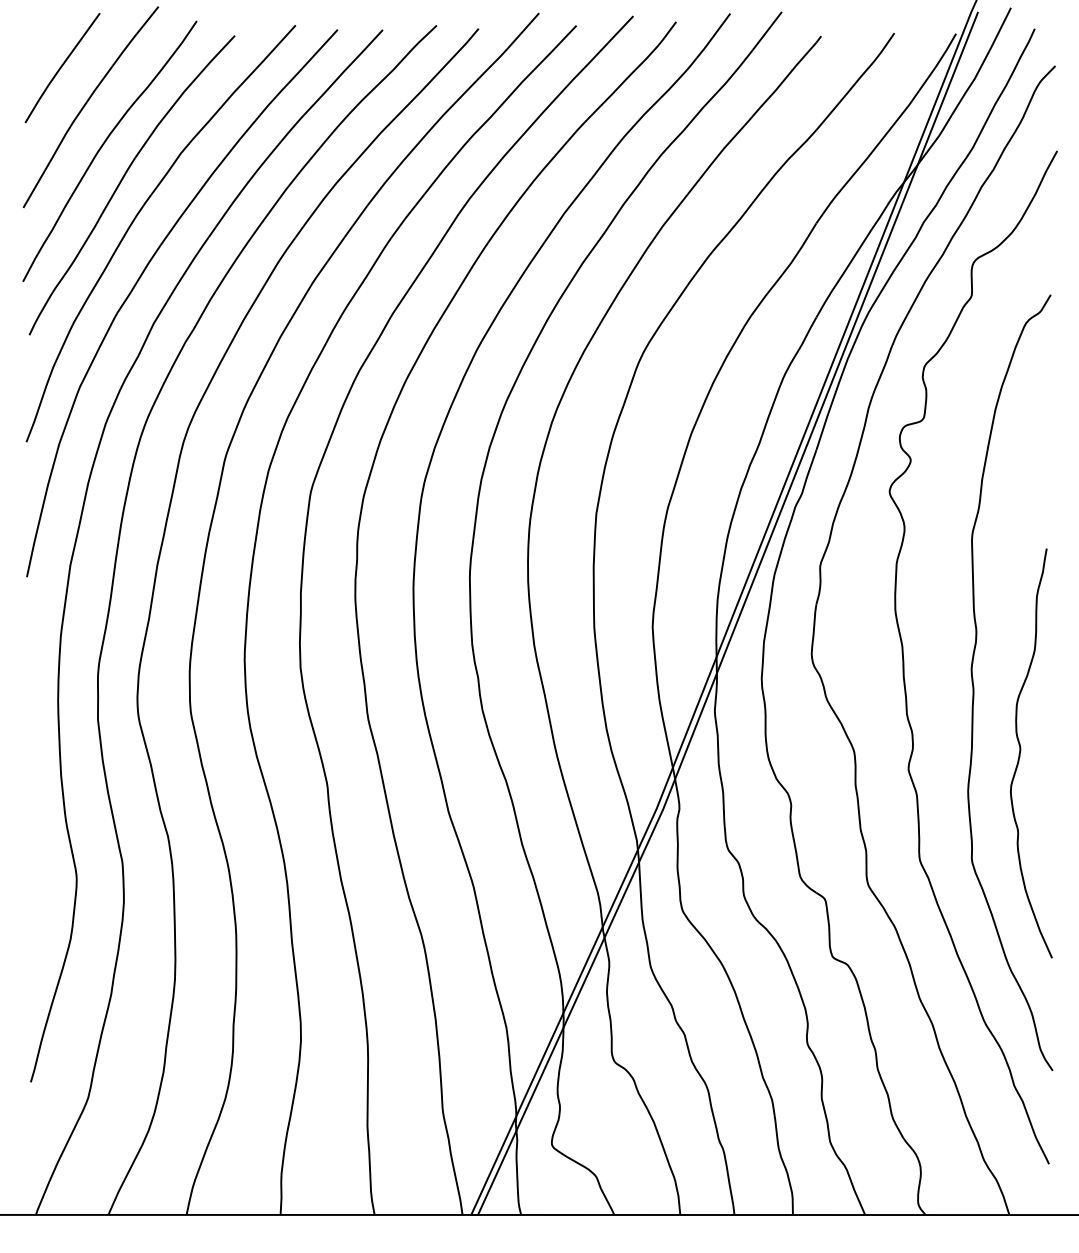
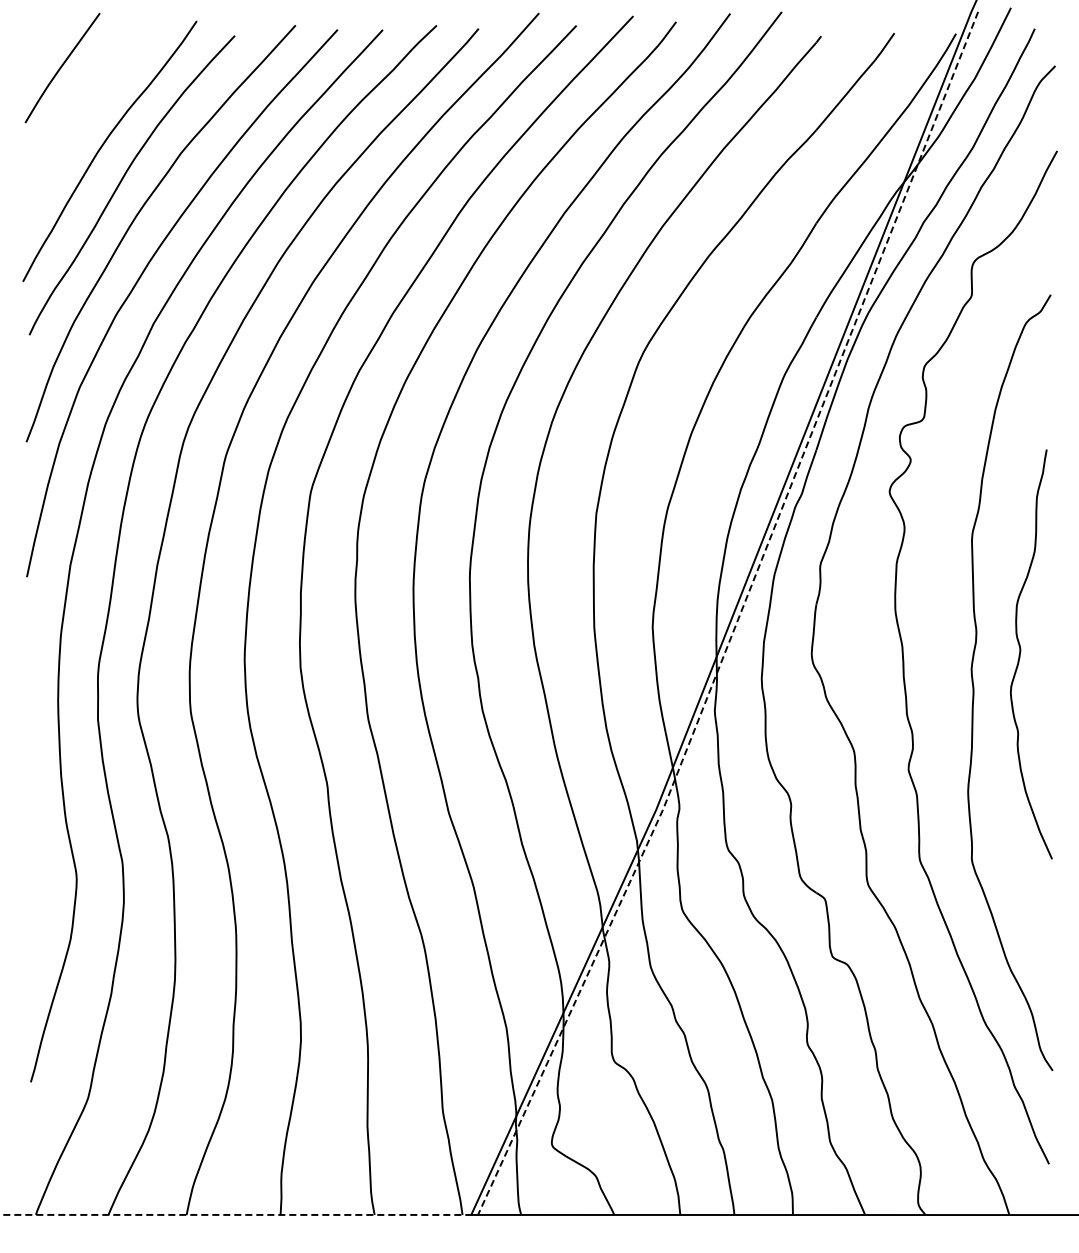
curve: present -> none (87, 103)
curve position: (1021, 750) -> (1021, 651) (1021, 651)
line: solid -> dashed (649, 839)
